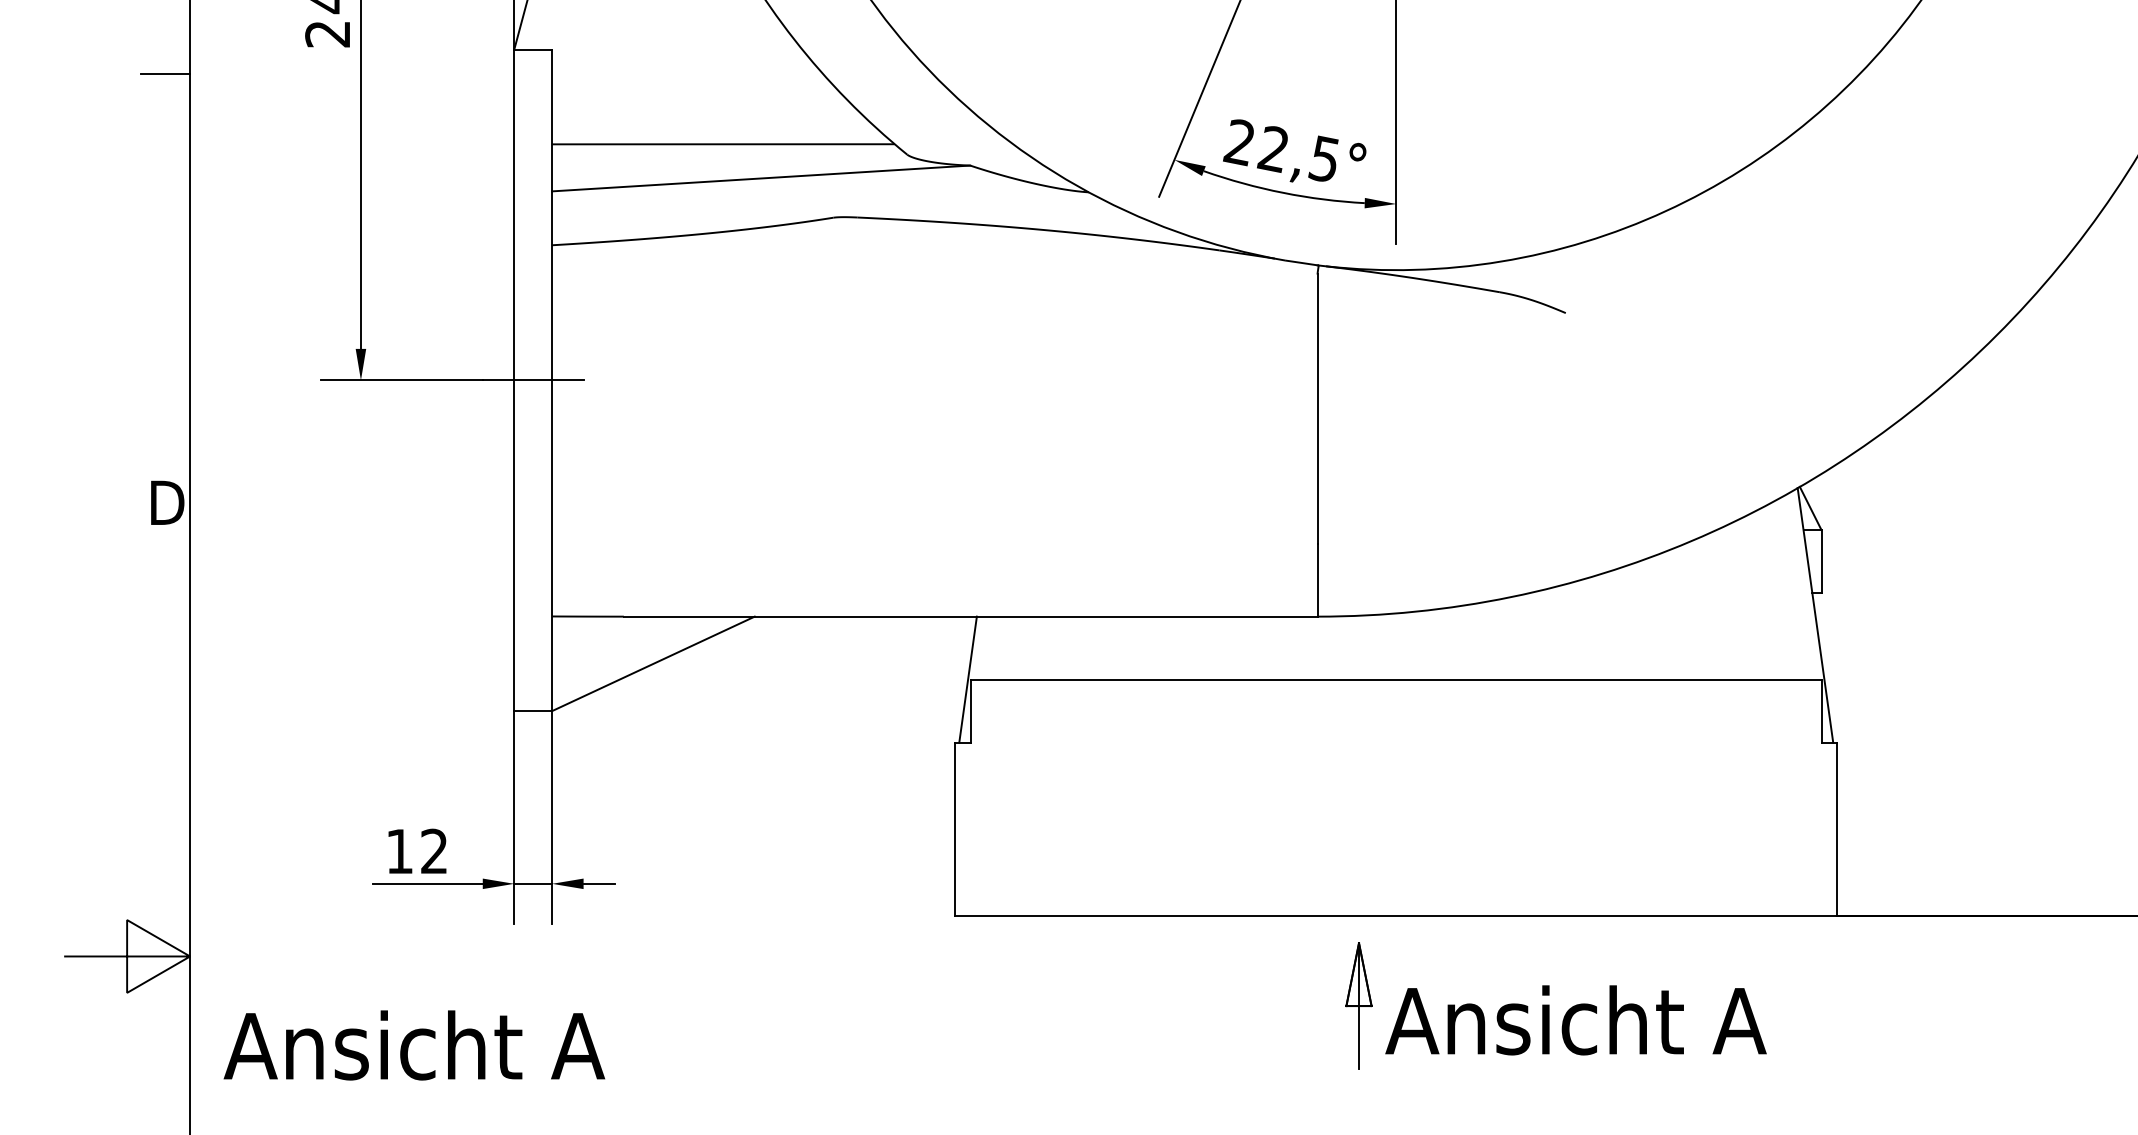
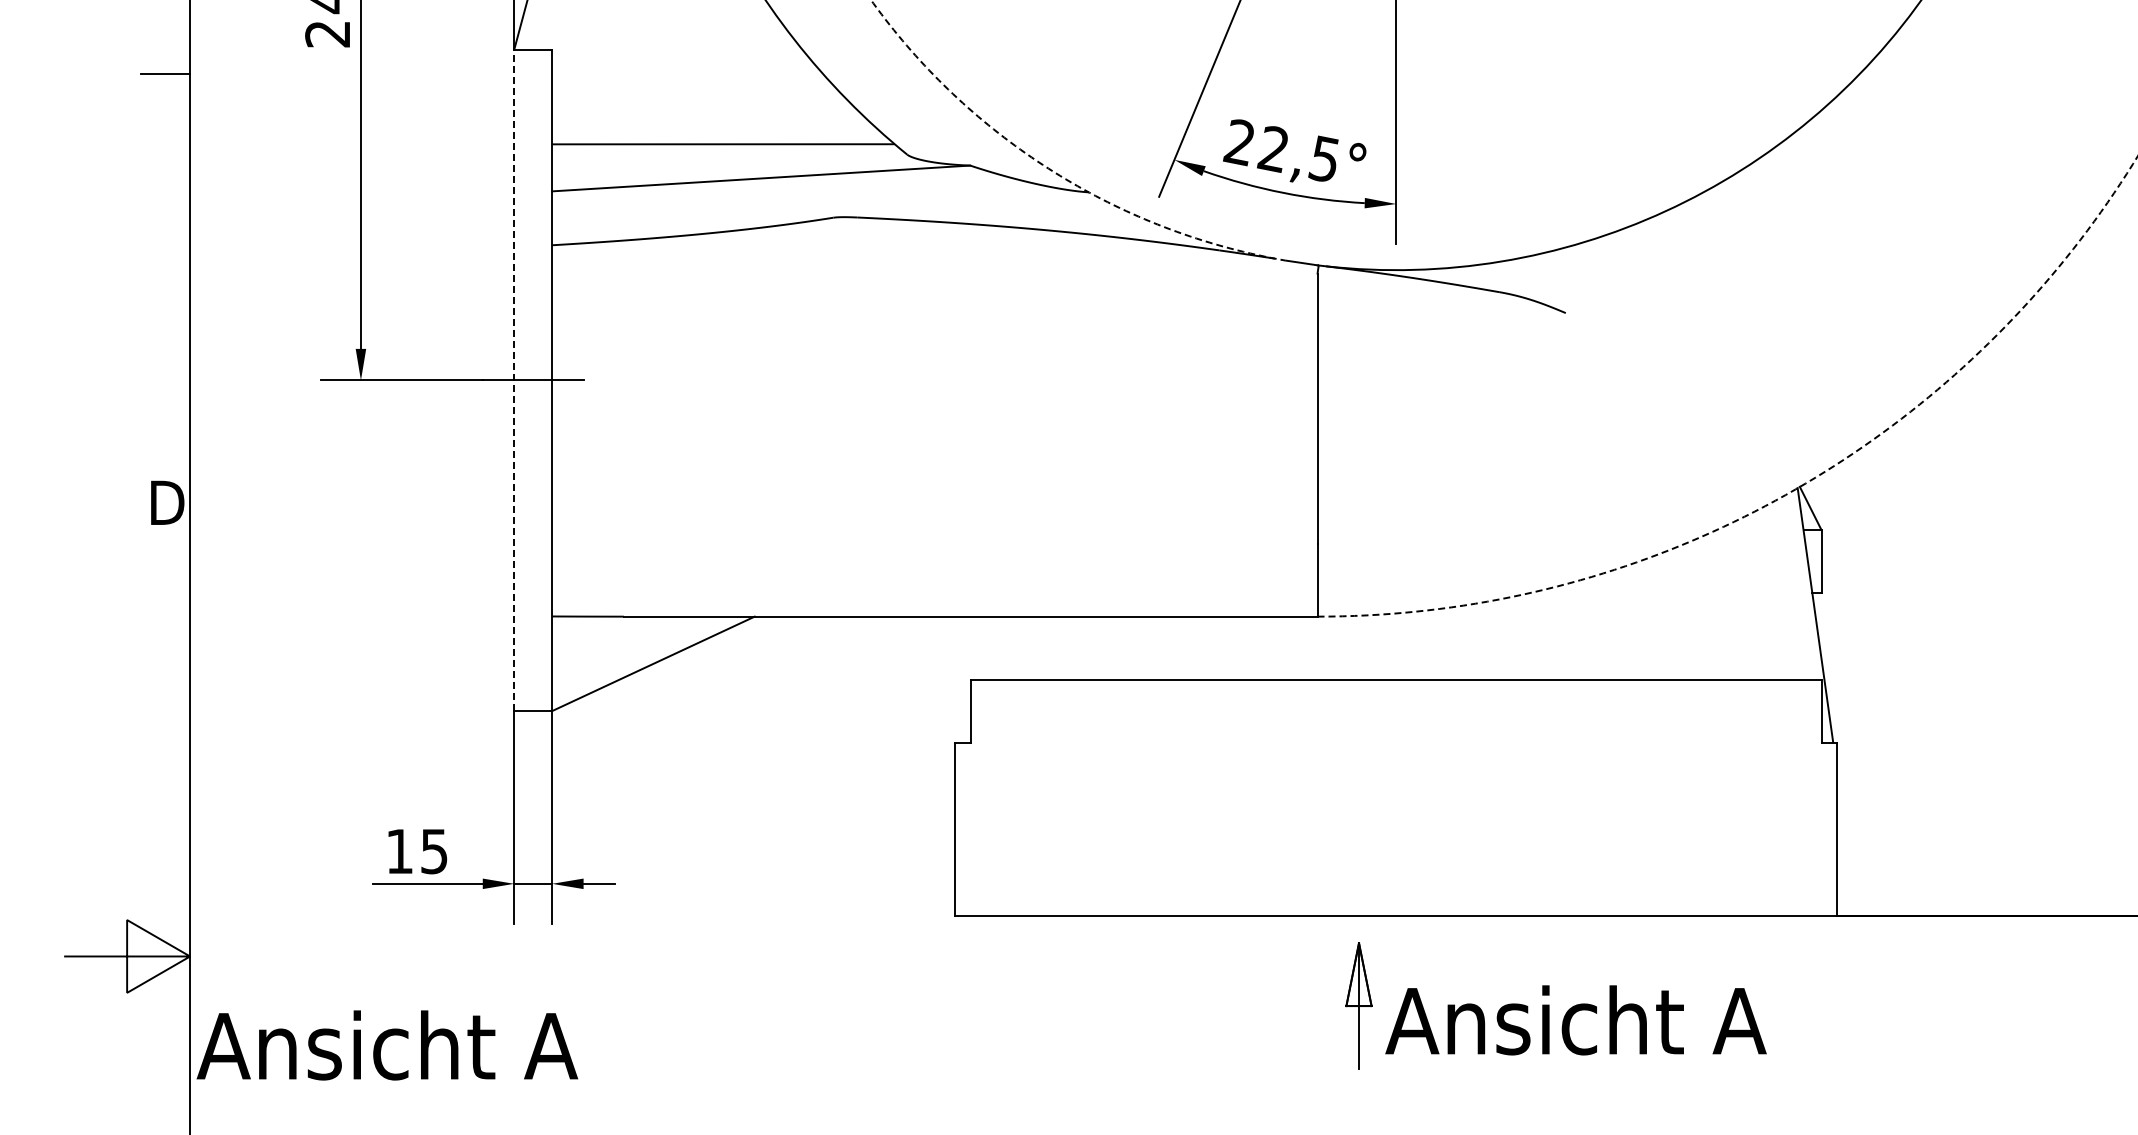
arc: solid -> dashed (1054, 172)
line: solid -> dashed (514, 380)
arc: solid -> dashed (1792, 491)
line: present -> none (967, 679)
text: 12 -> 15 (434, 851)
text position: (413, 1045) -> (386, 1045) (386, 1045)
